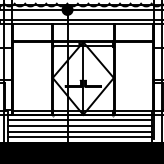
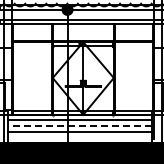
line: solid -> dashed (79, 126)
line: present -> none (79, 137)
